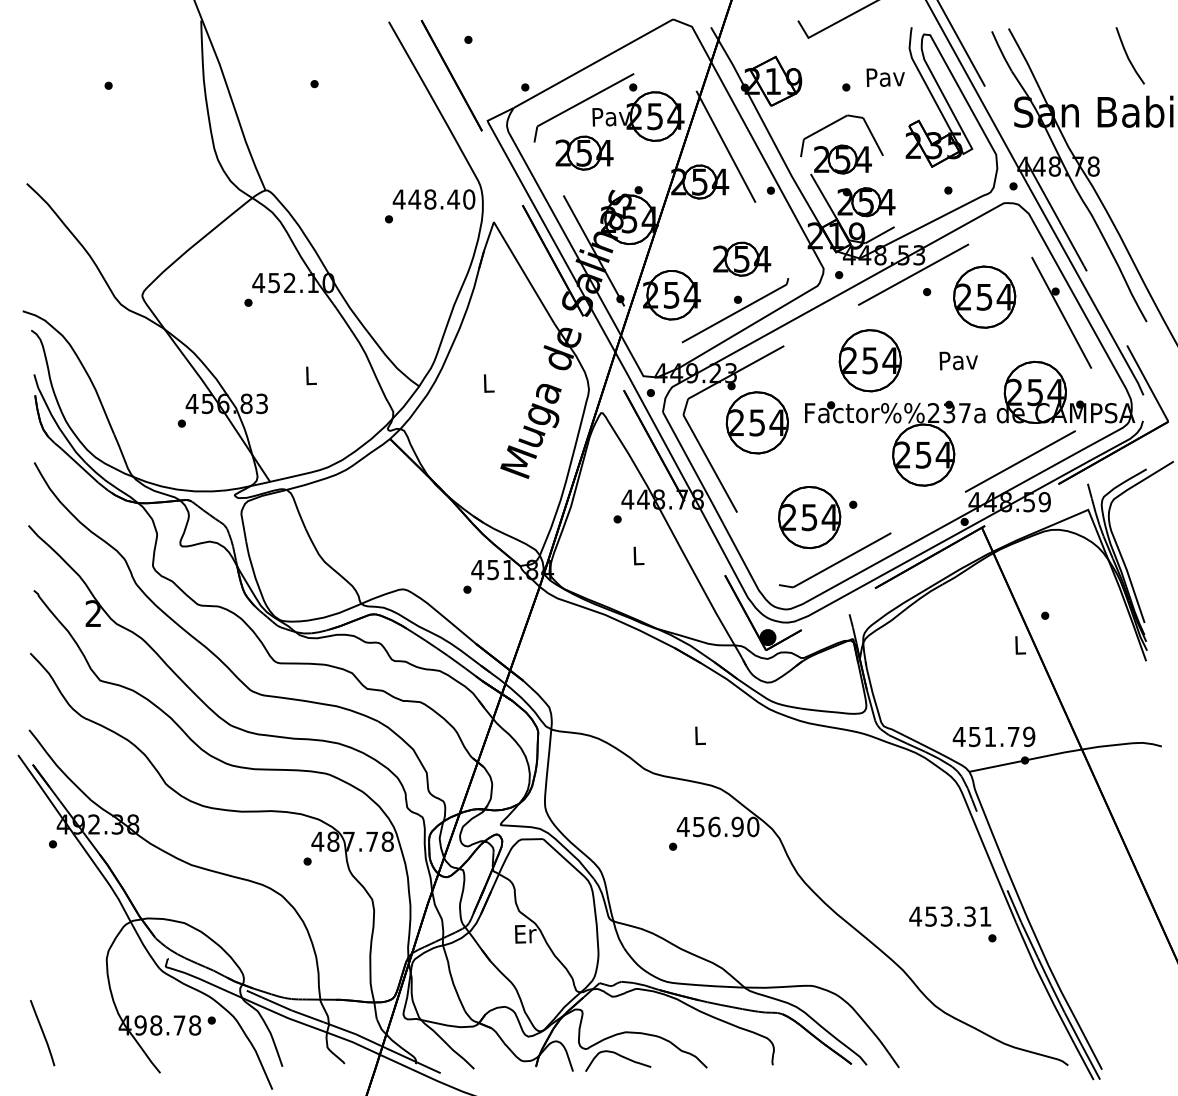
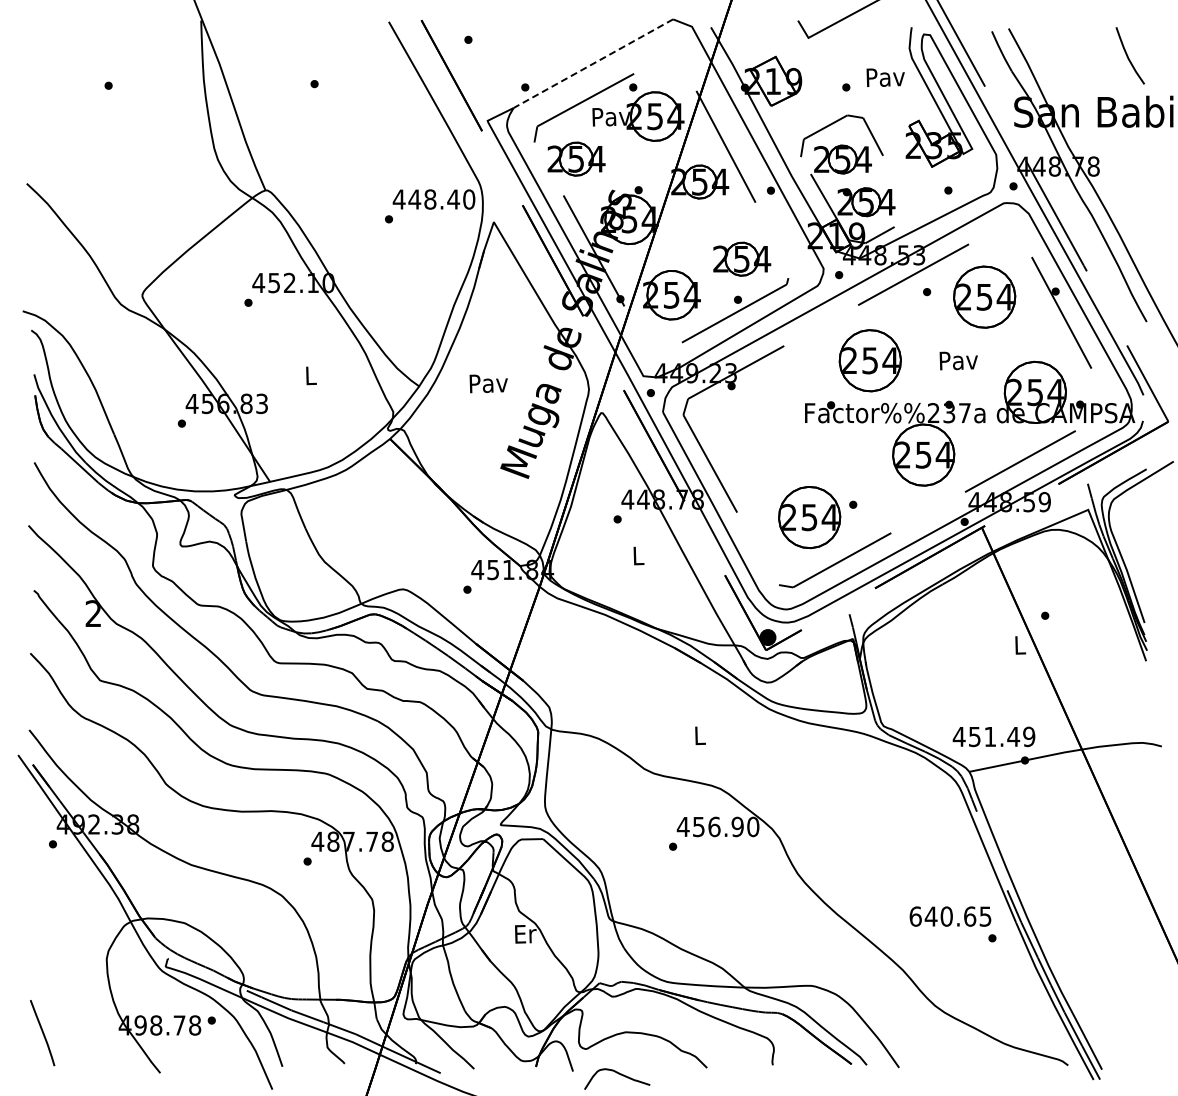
line: solid -> dashed (592, 63)
part position: (584, 152) -> (576, 158) (576, 158)
text: L -> Pav (488, 383)
part: present -> none (756, 422)
text: 451.79 -> 451.49 (1013, 736)
text: 453.31 -> 640.65 (950, 916)
curve position: (619, 1056) -> (618, 1074) (618, 1074)
